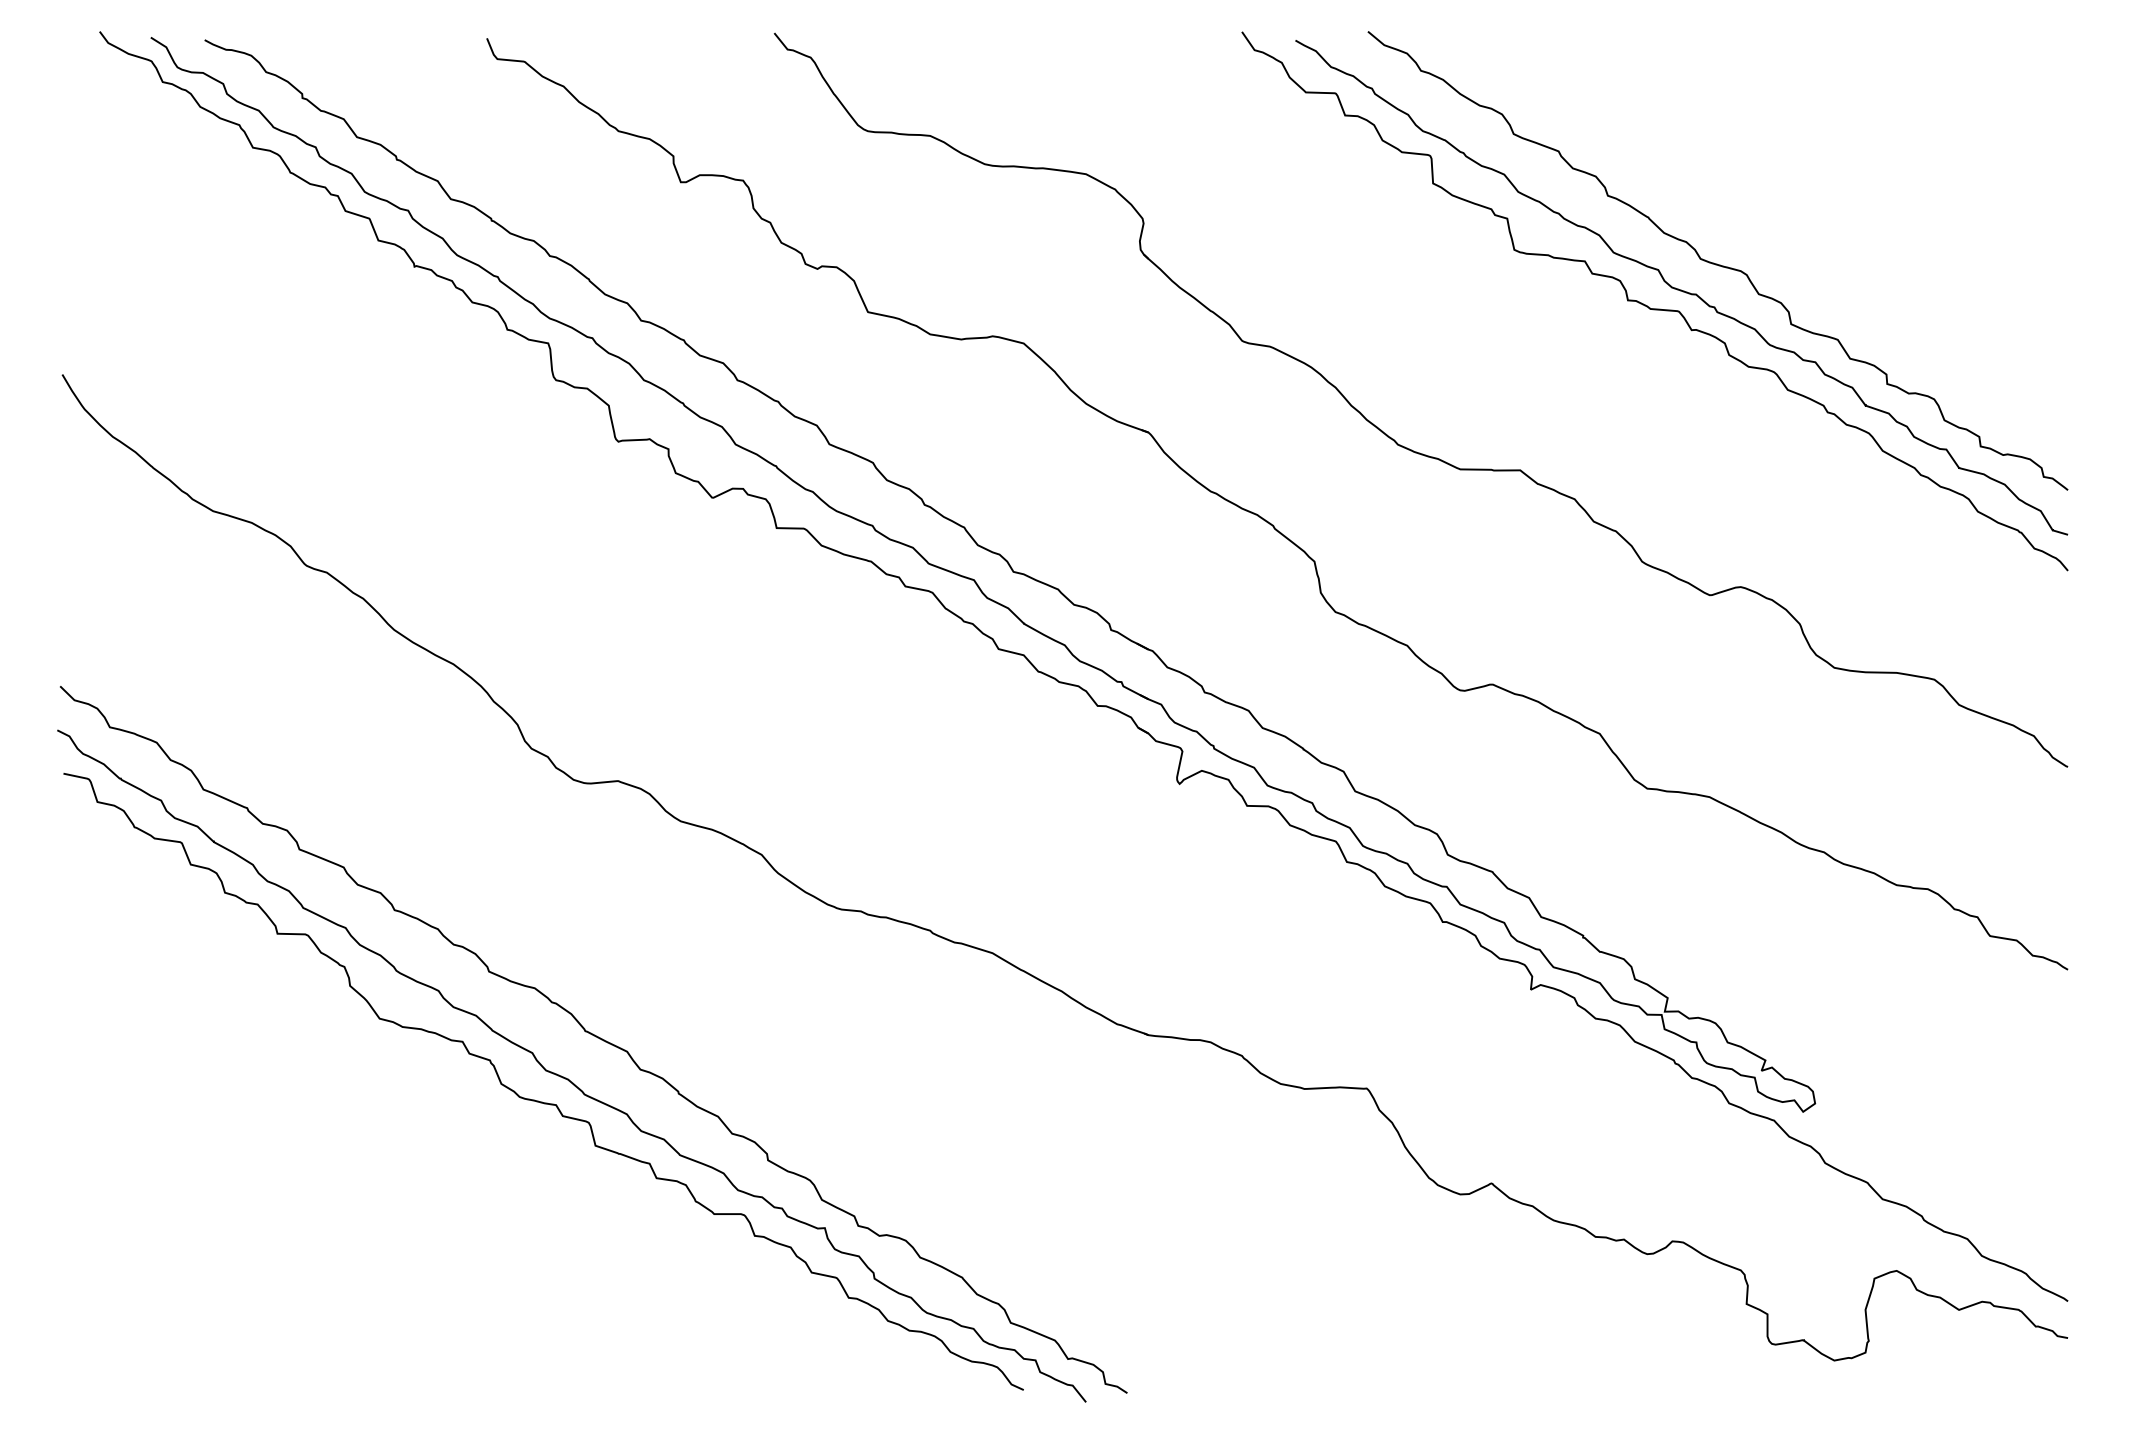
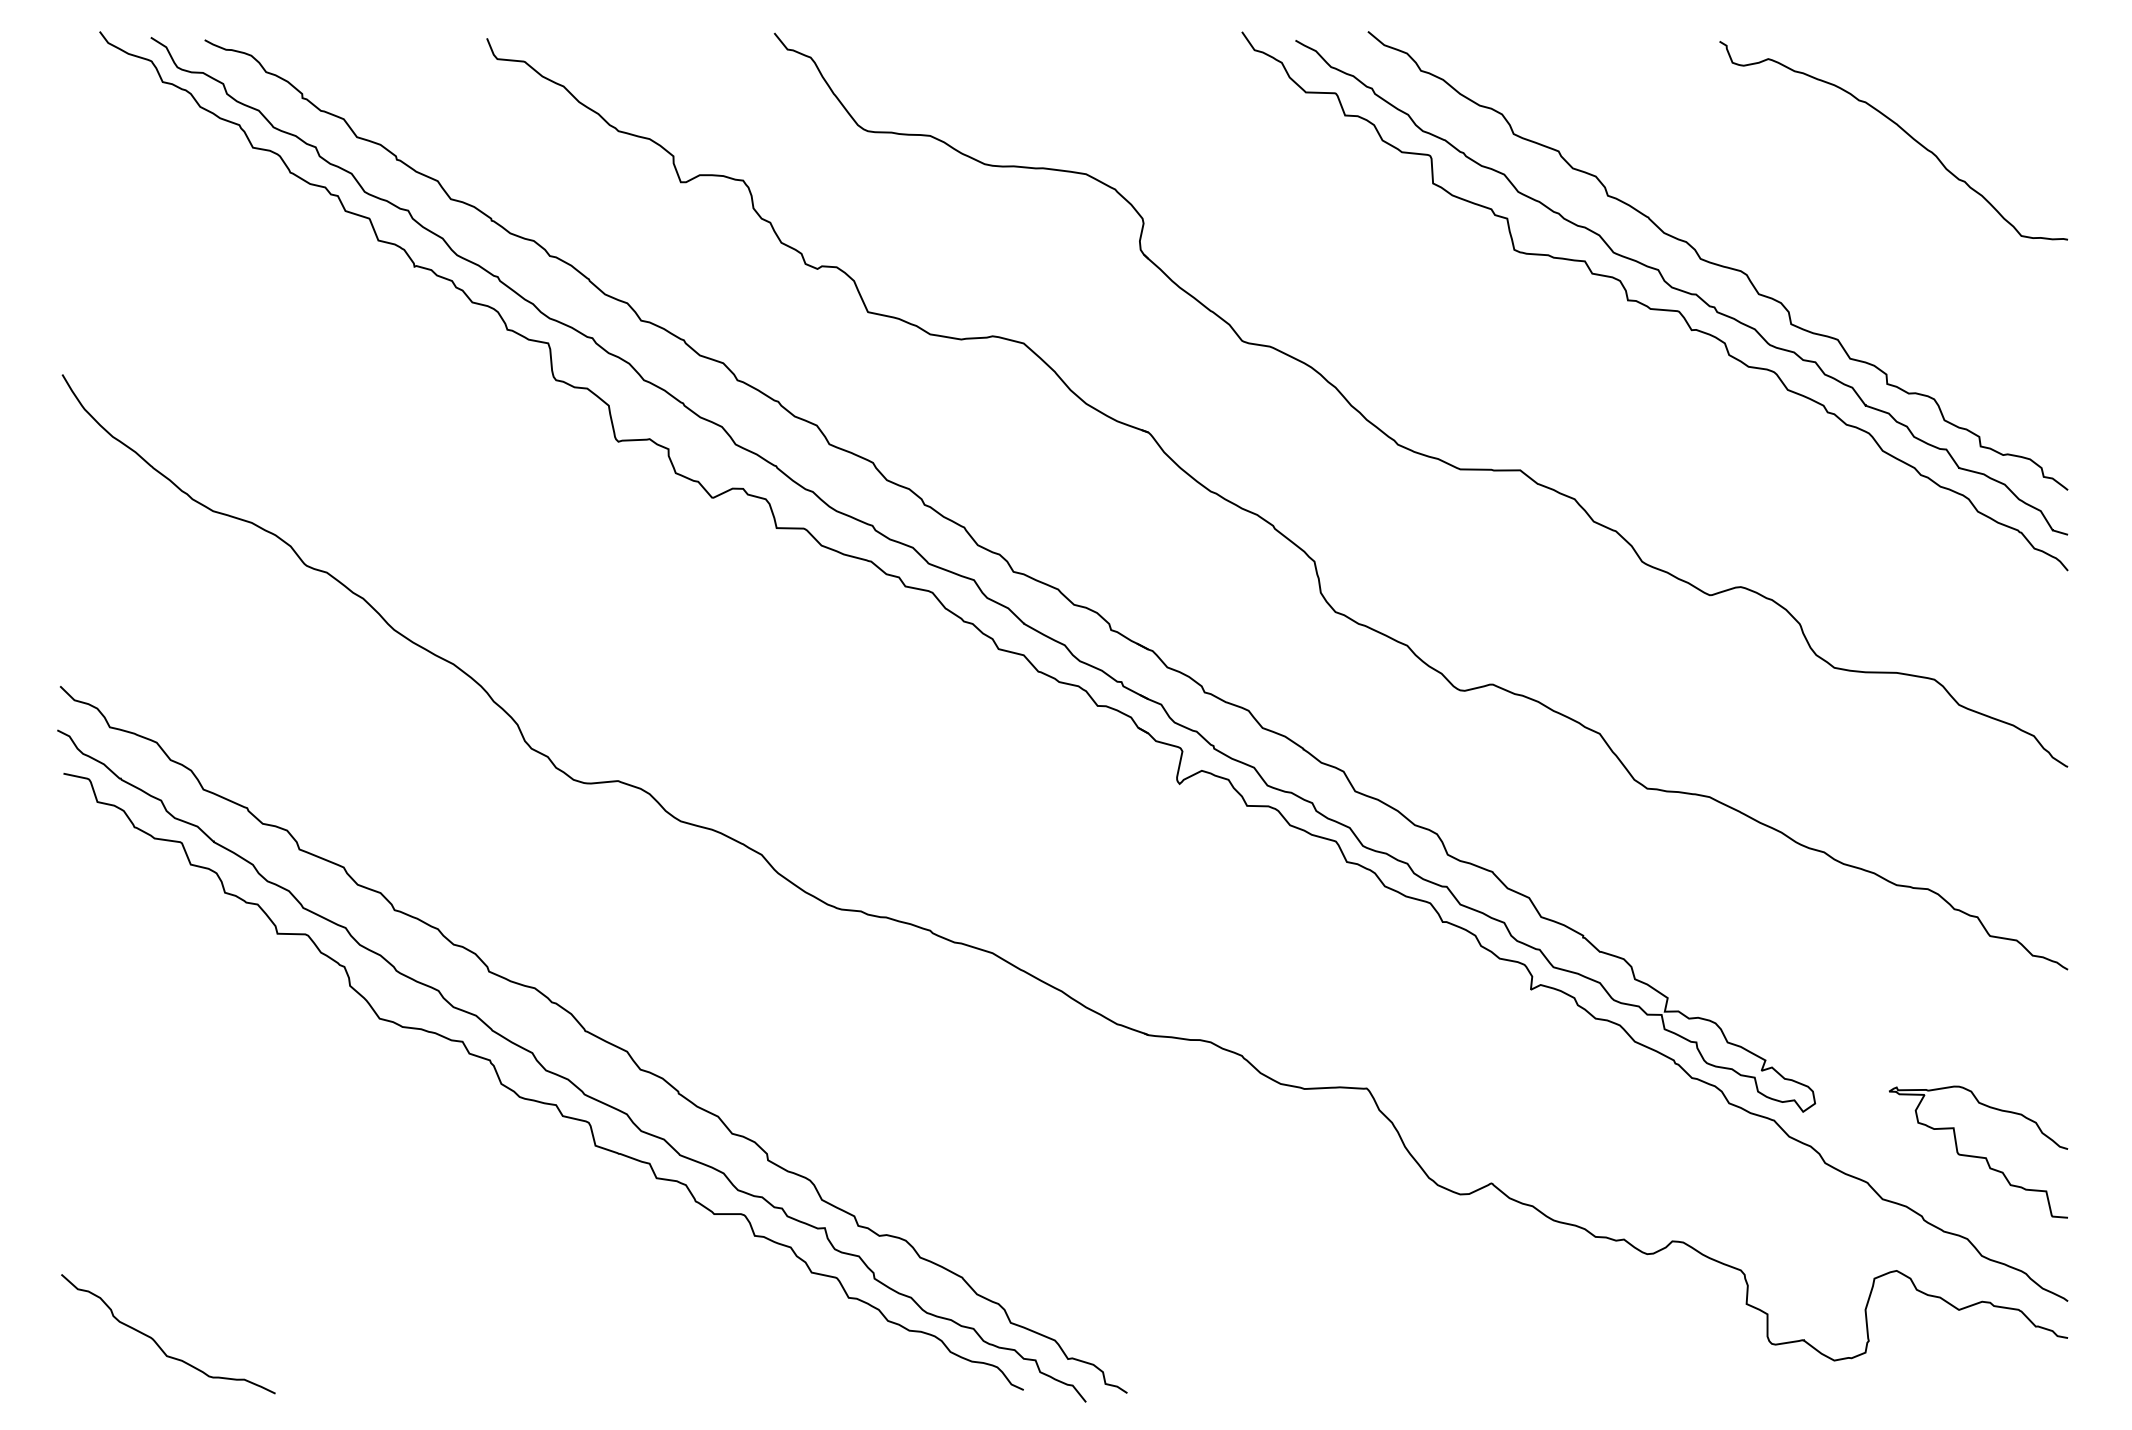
curve: none -> present (1902, 130)
curve: none -> present (1975, 1155)
curve: none -> present (156, 1341)
